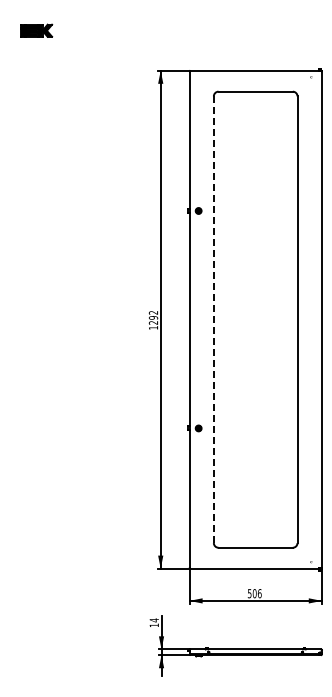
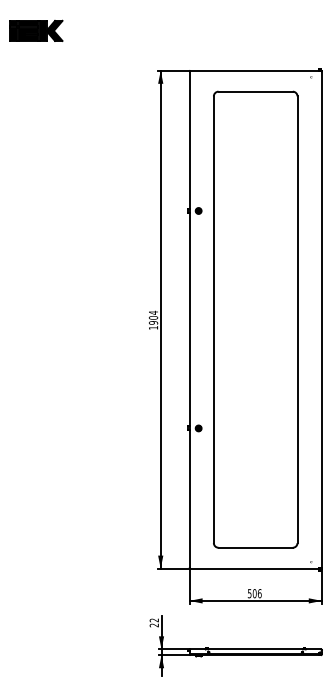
part size: 34x15 px -> 55x23 px (36, 30)
text: 1292 -> 1904 (153, 317)
line: dashed -> solid (213, 320)
text: 14 -> 22 (153, 622)
